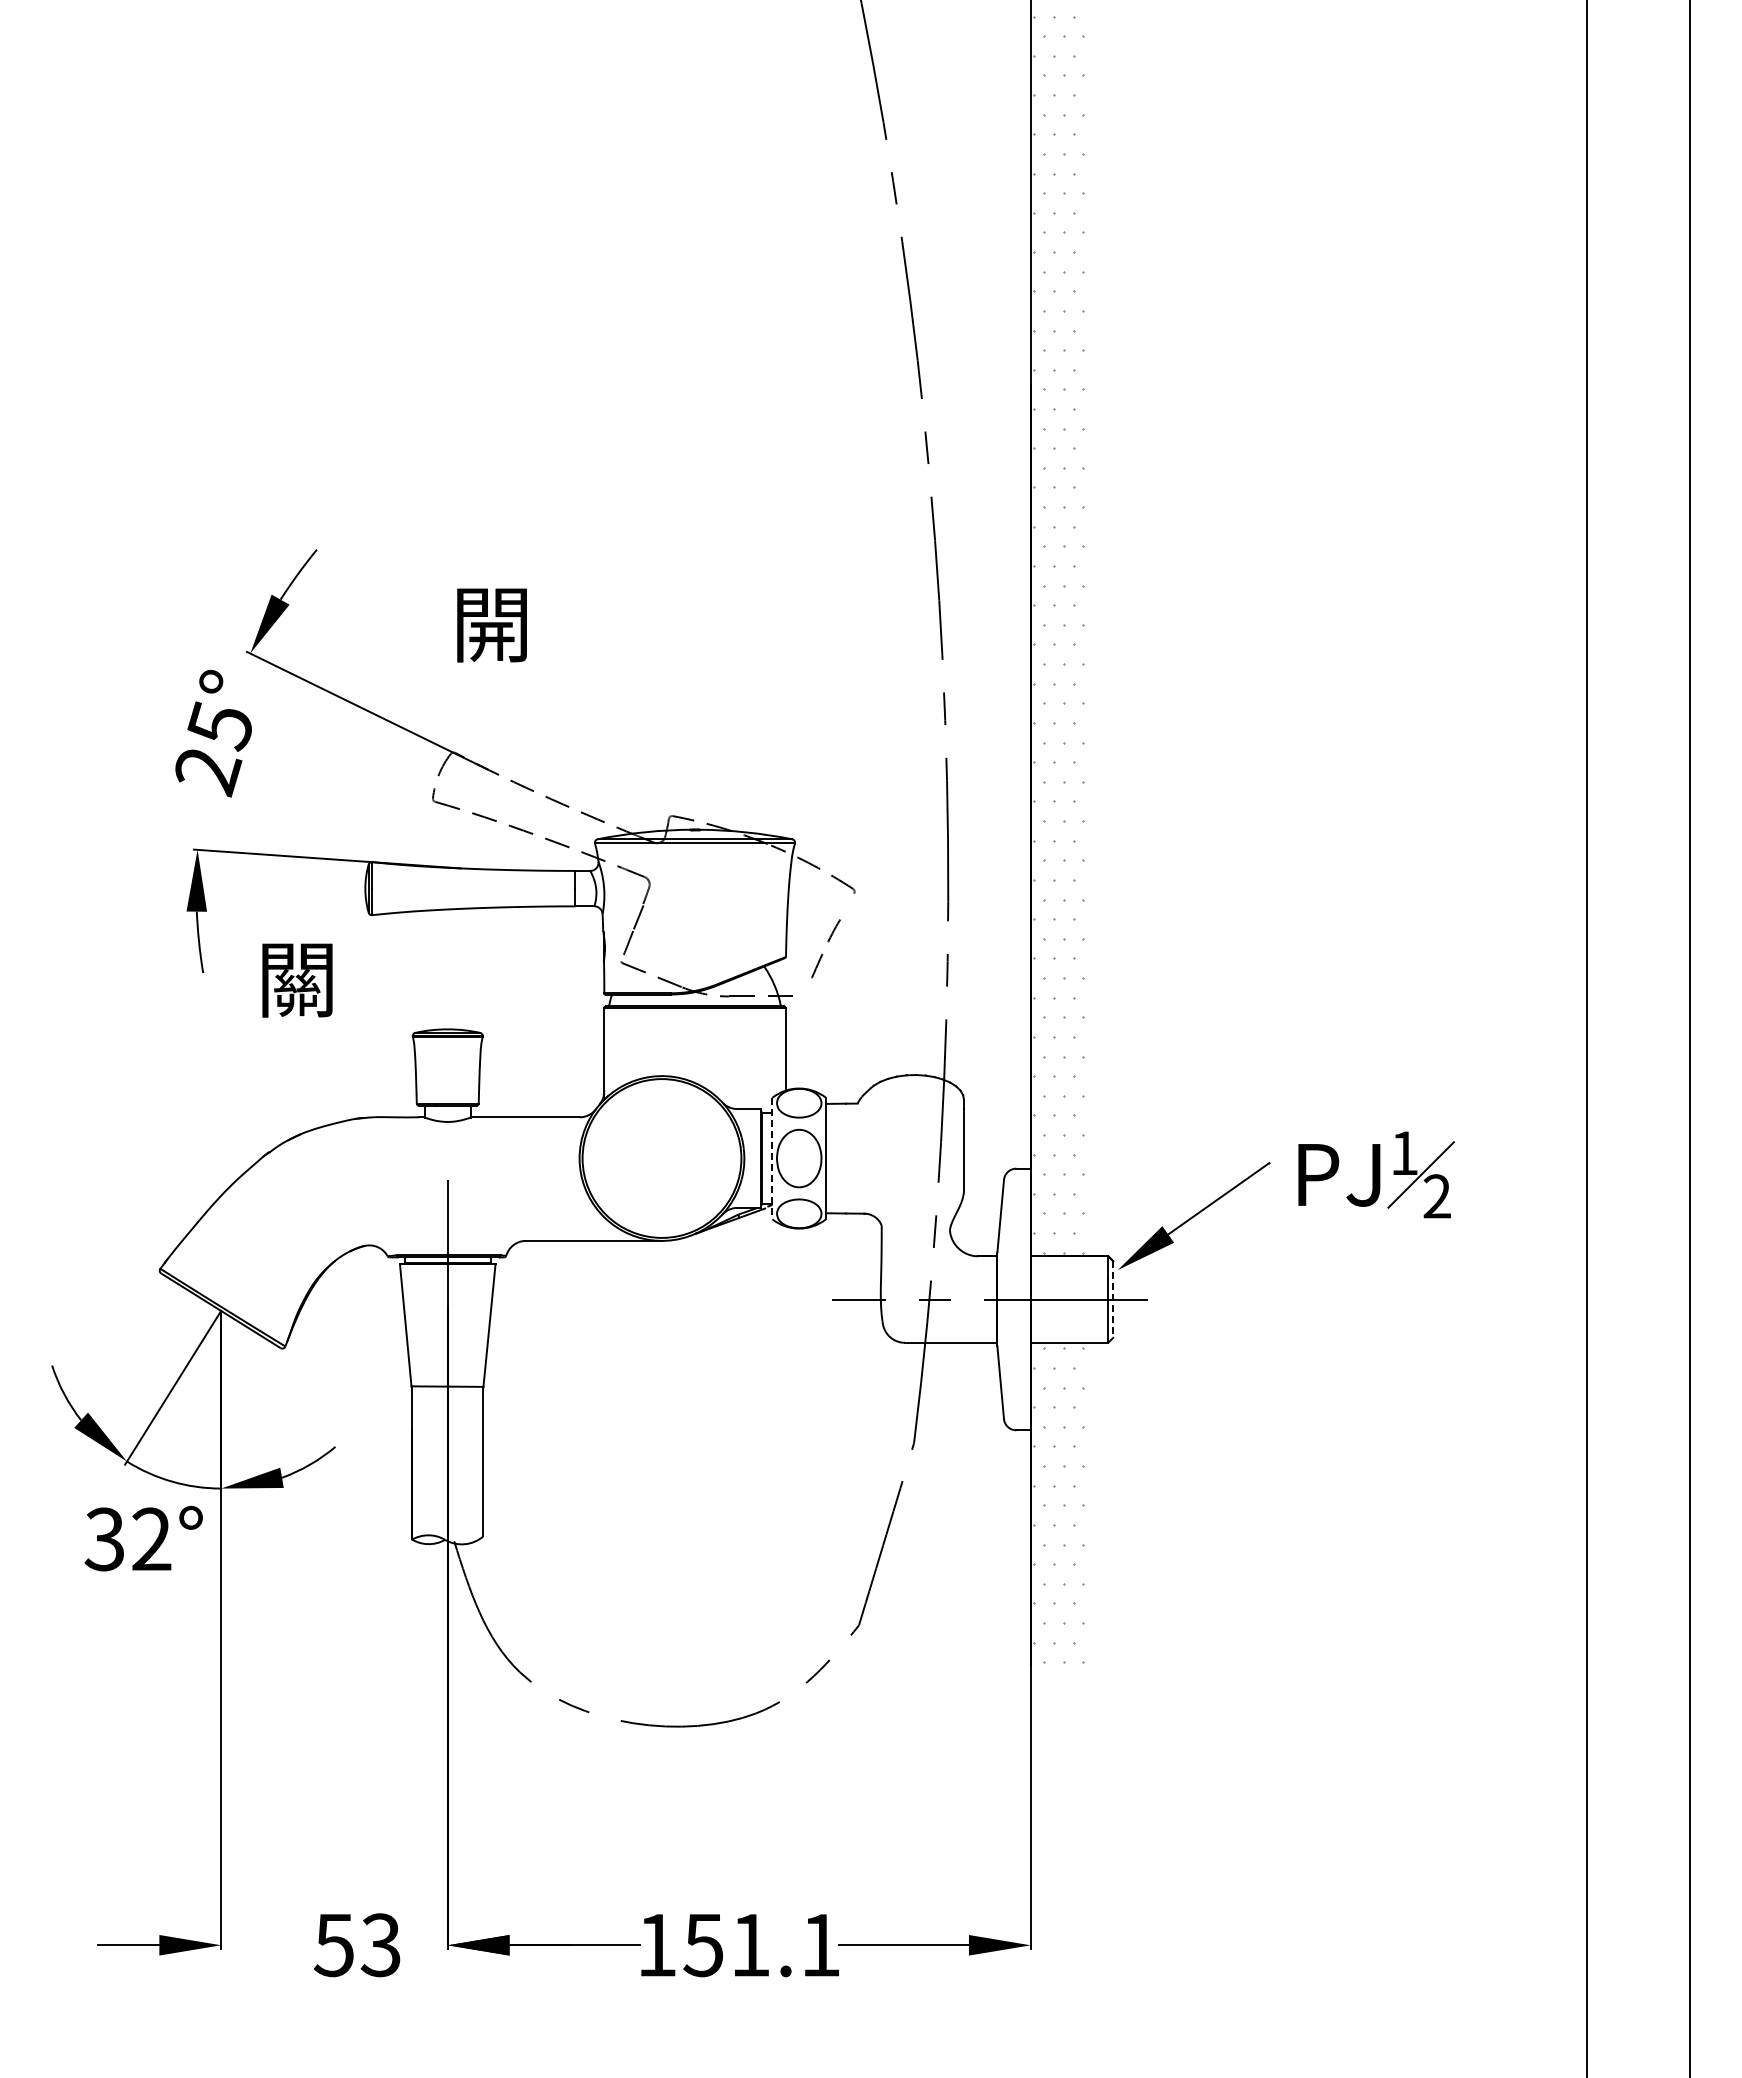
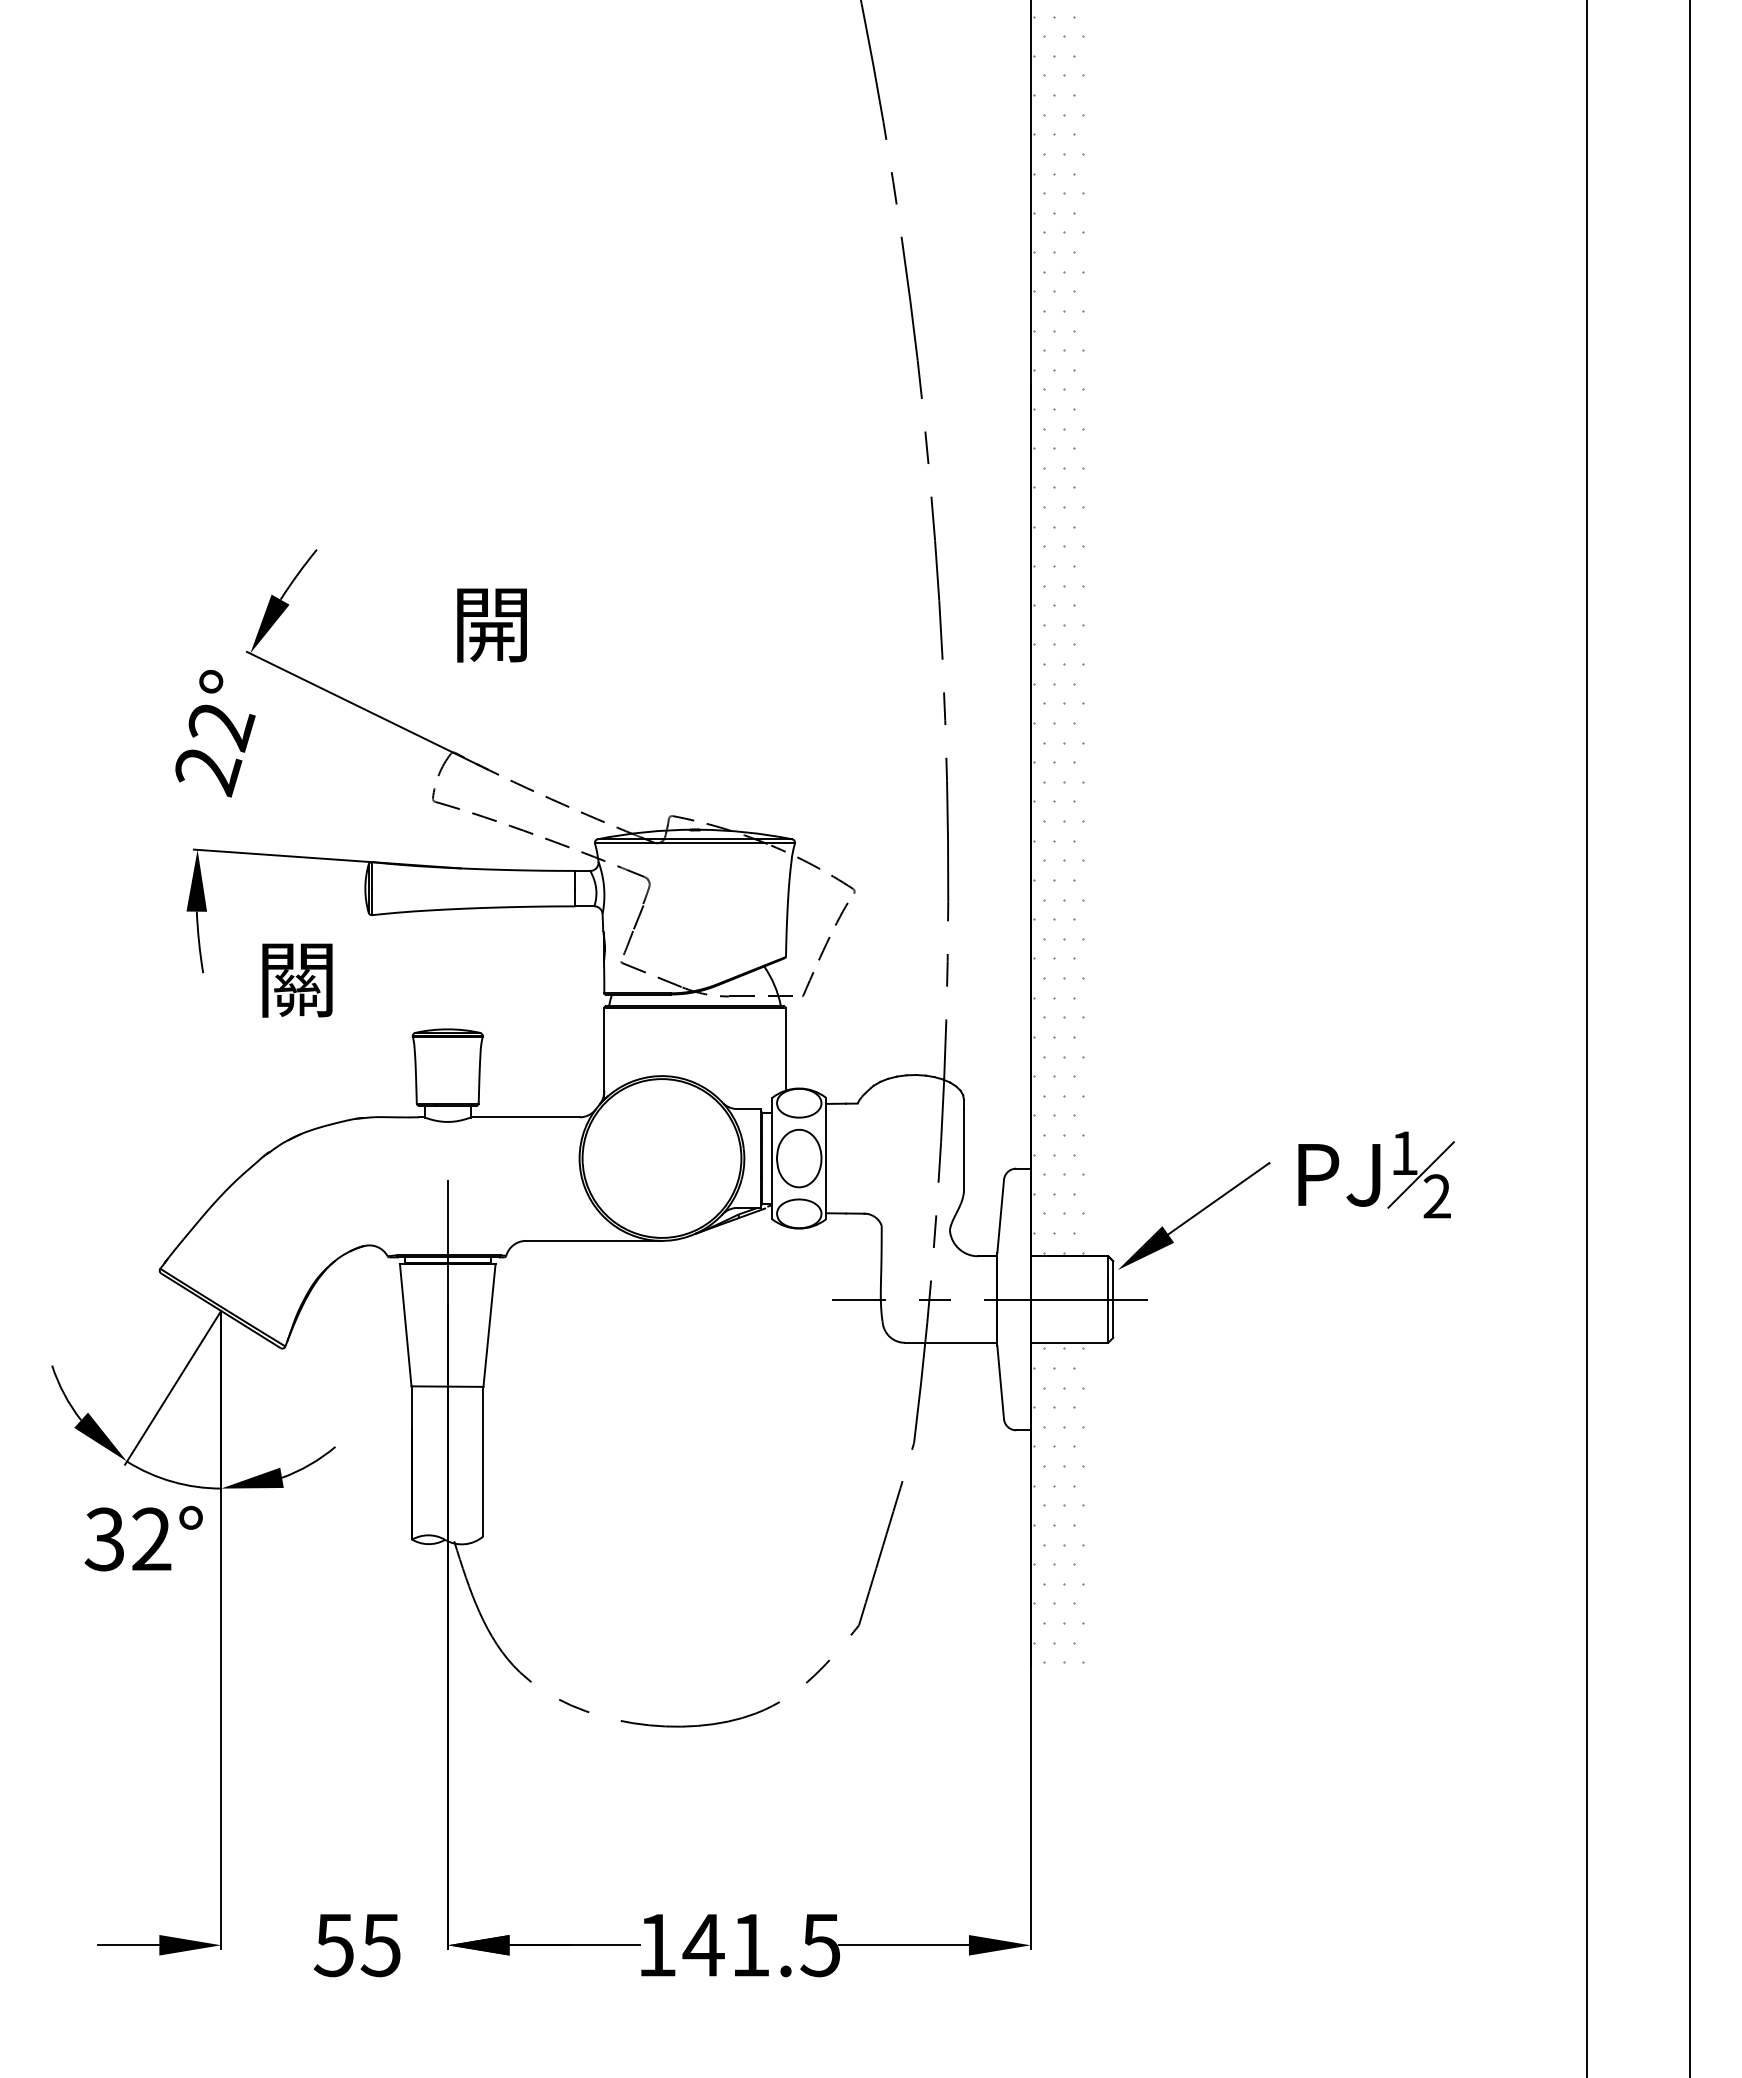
text: 25° -> 22° (221, 726)
part size: 30x60 px -> 47x96 px (825, 949)
line: dashed -> solid (772, 1158)
line: dashed -> solid (1113, 1300)
text: 53 -> 55 (380, 1944)
text: 151.1 -> 141.5 (760, 1945)
